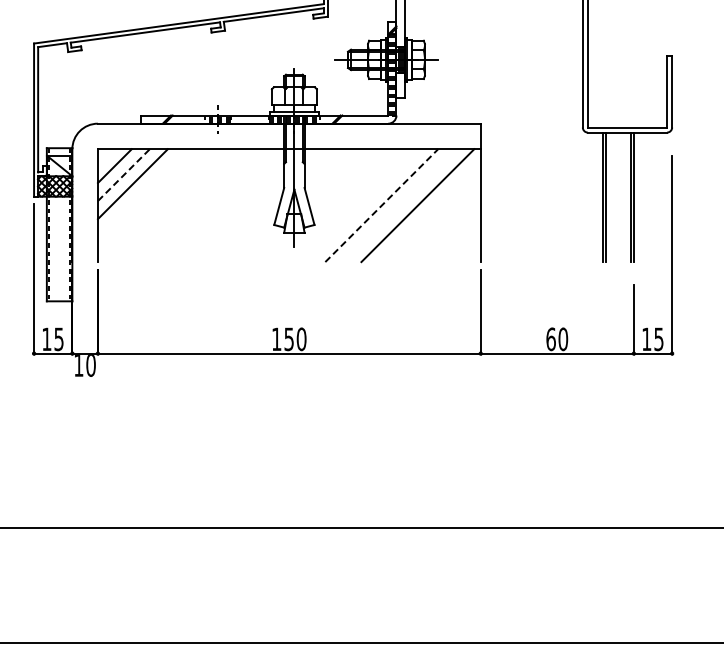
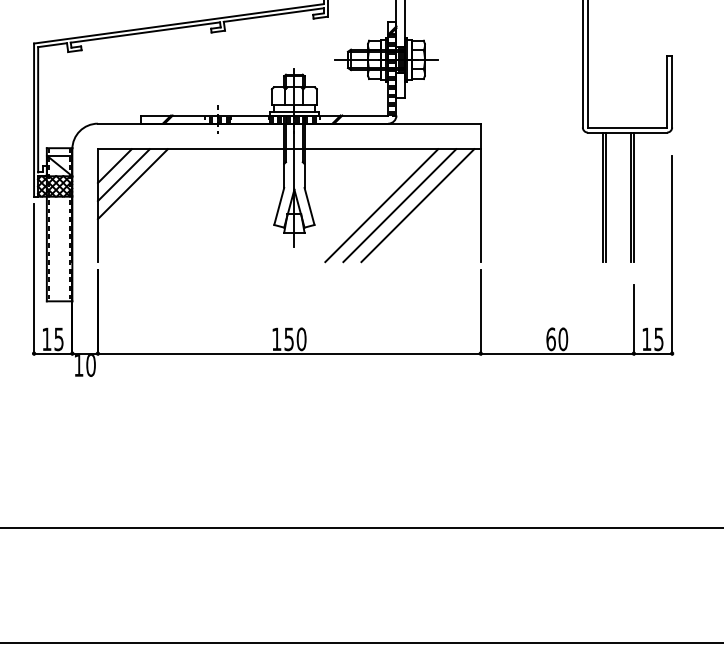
line: dashed -> solid (123, 175)
line: dashed -> solid (381, 205)
line: none -> present (399, 205)
